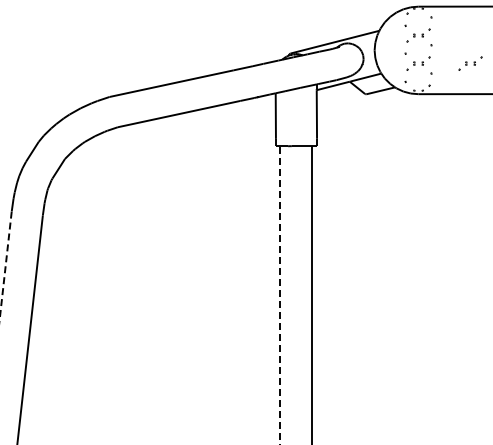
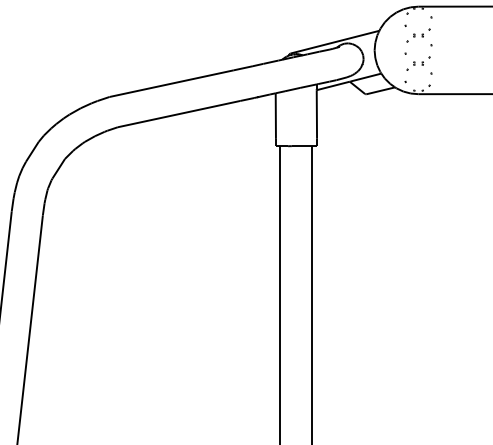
part: present -> none (470, 63)
line: dashed -> solid (5, 263)
line: dashed -> solid (280, 294)
